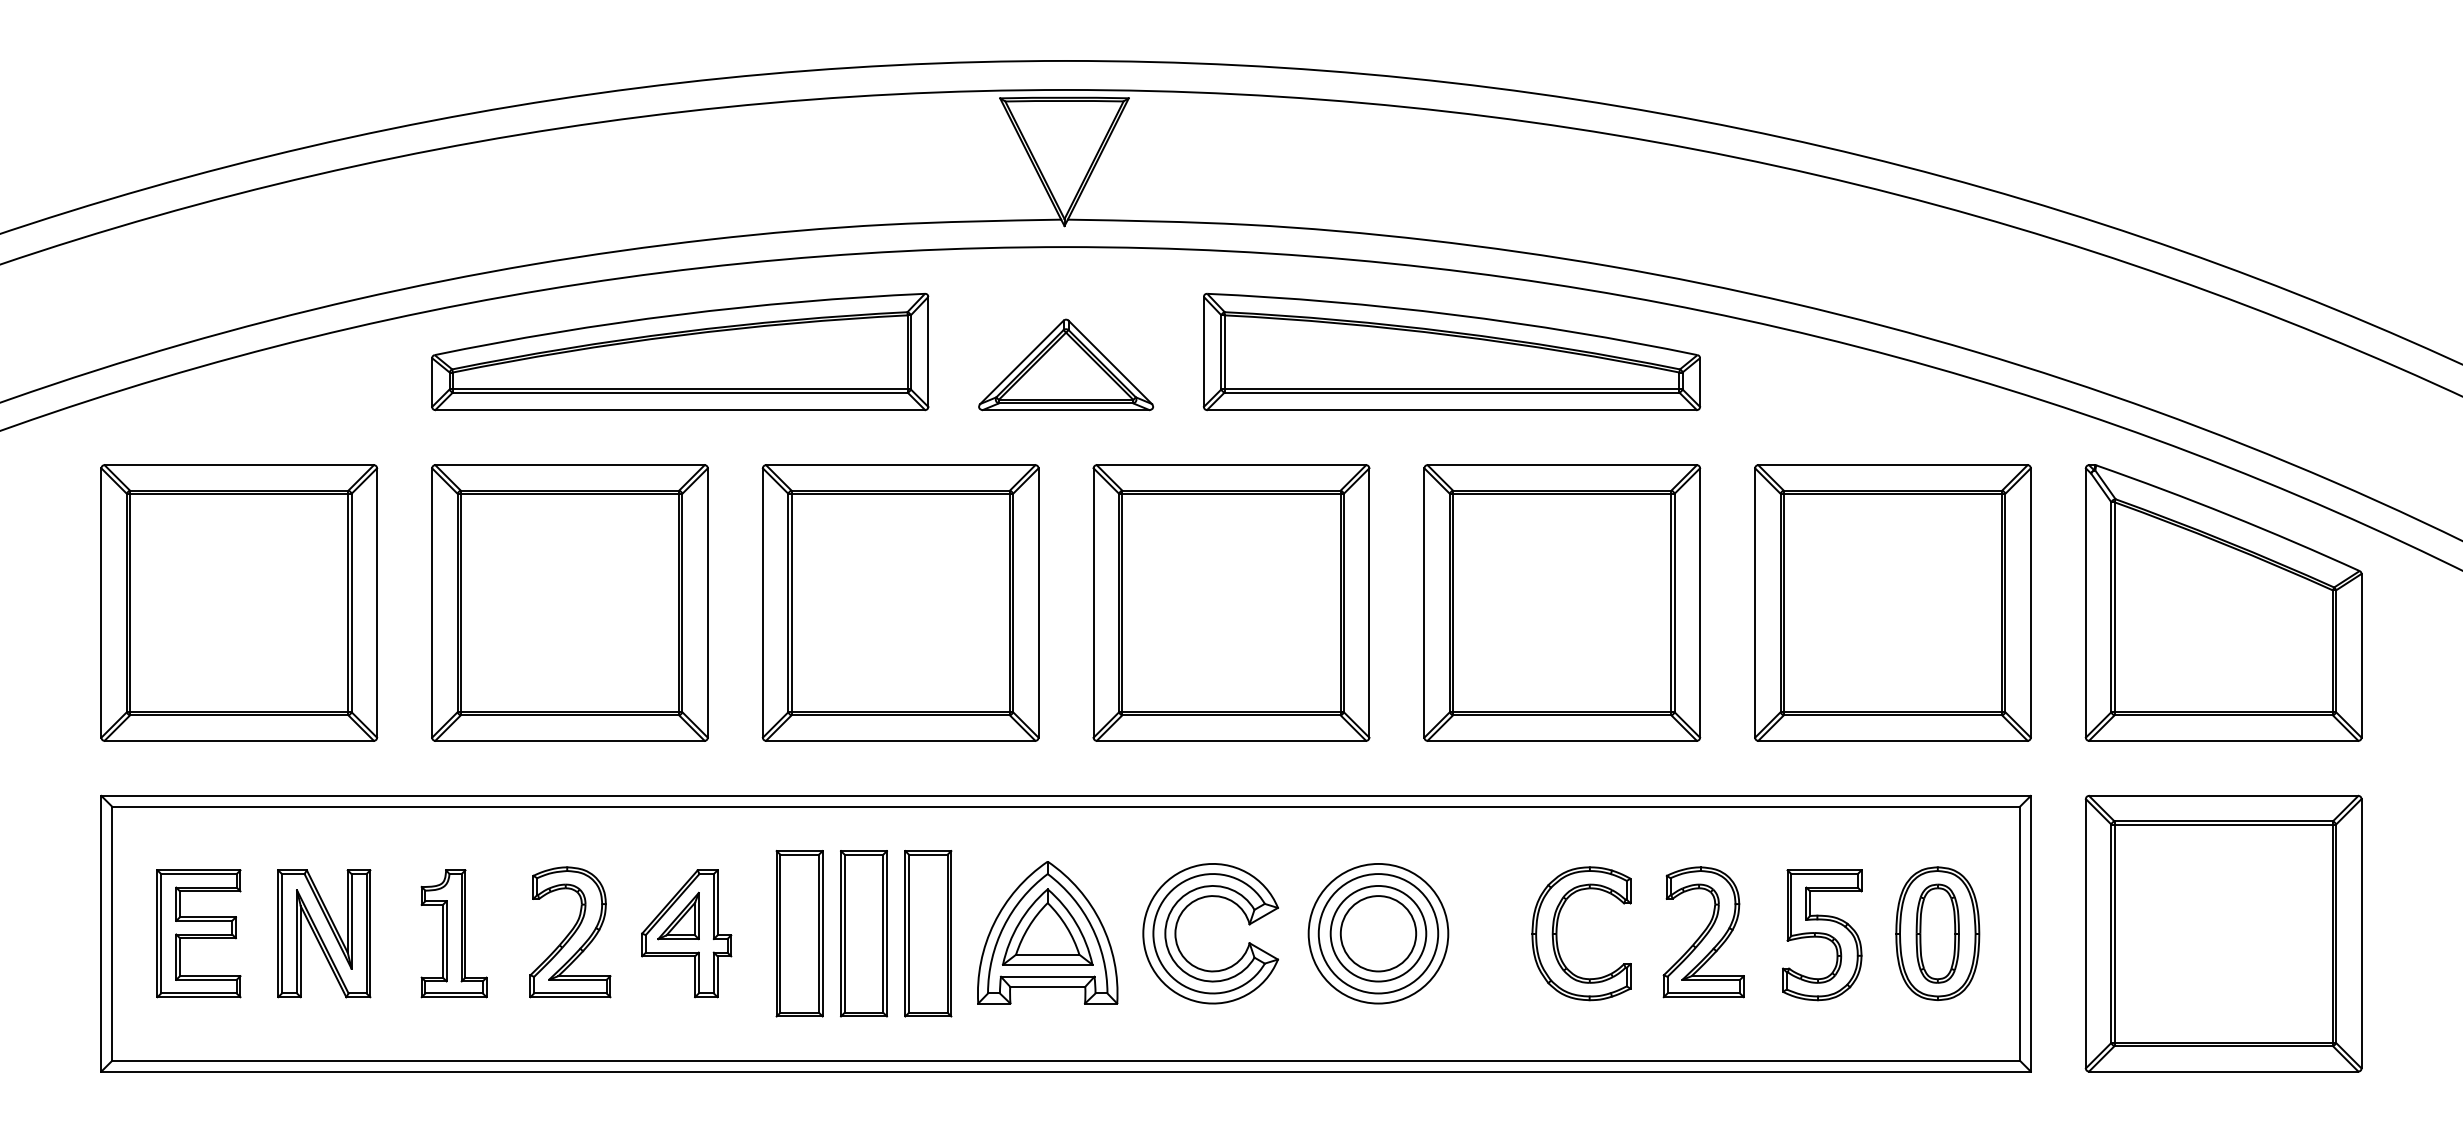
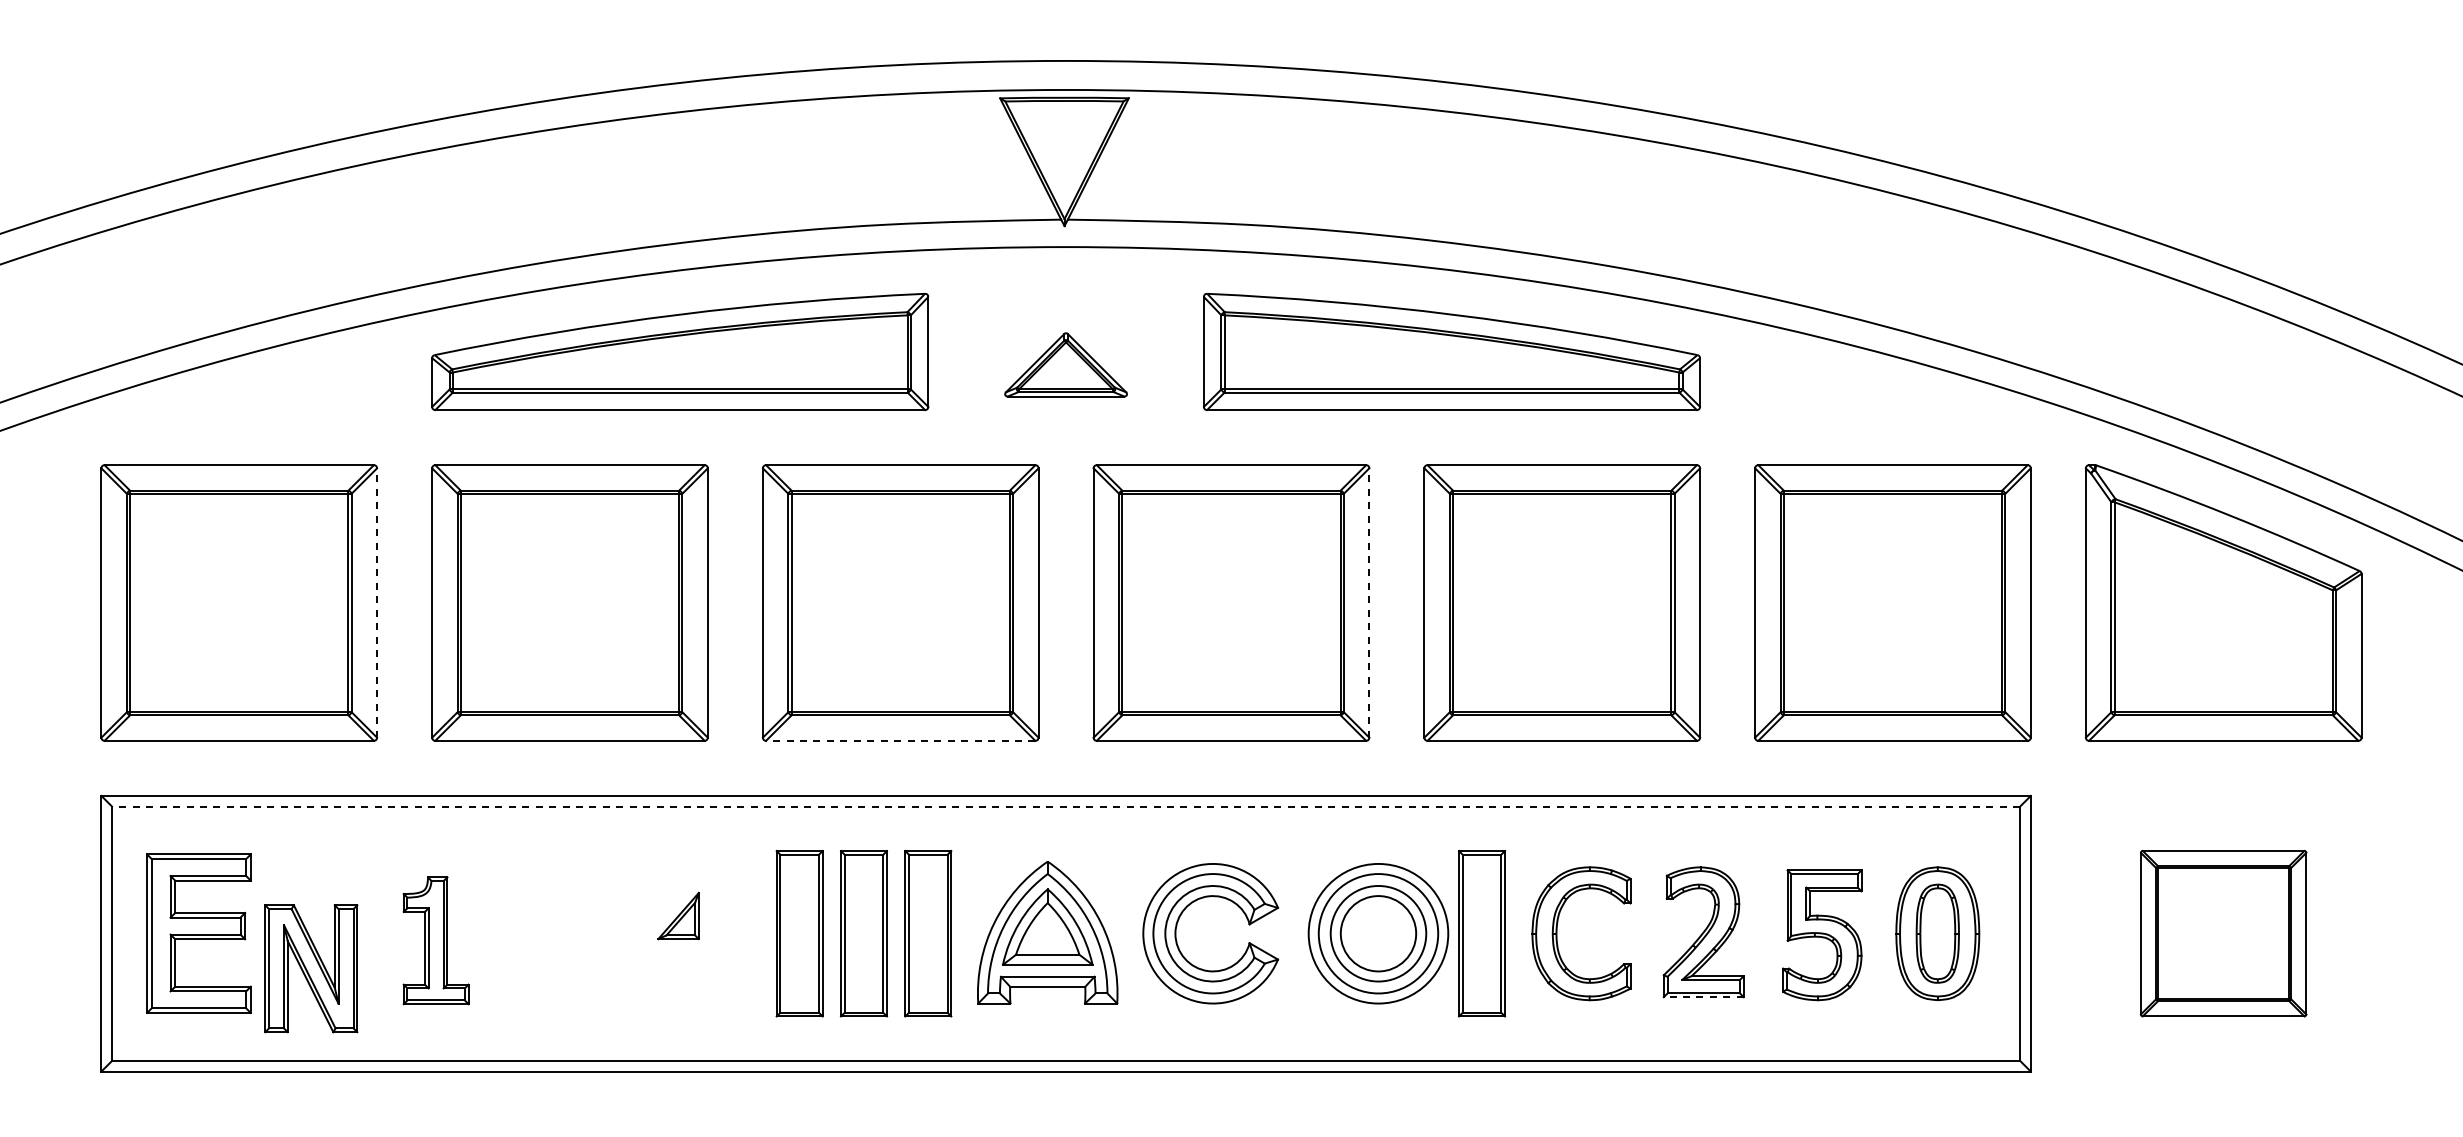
part size: 176x94 px -> 124x66 px (1065, 364)
line: solid -> dashed (377, 603)
line: solid -> dashed (1369, 603)
line: solid -> dashed (900, 740)
line: solid -> dashed (1065, 806)
part: present -> none (570, 932)
part size: 86x130 px -> 106x161 px (198, 933)
part position: (324, 933) -> (311, 968) (311, 968)
part position: (453, 933) -> (435, 940) (435, 940)
part: present -> none (686, 933)
part: none -> present (1481, 933)
part size: 279x279 px -> 169x169 px (2223, 933)
line: solid -> dashed (1703, 997)
